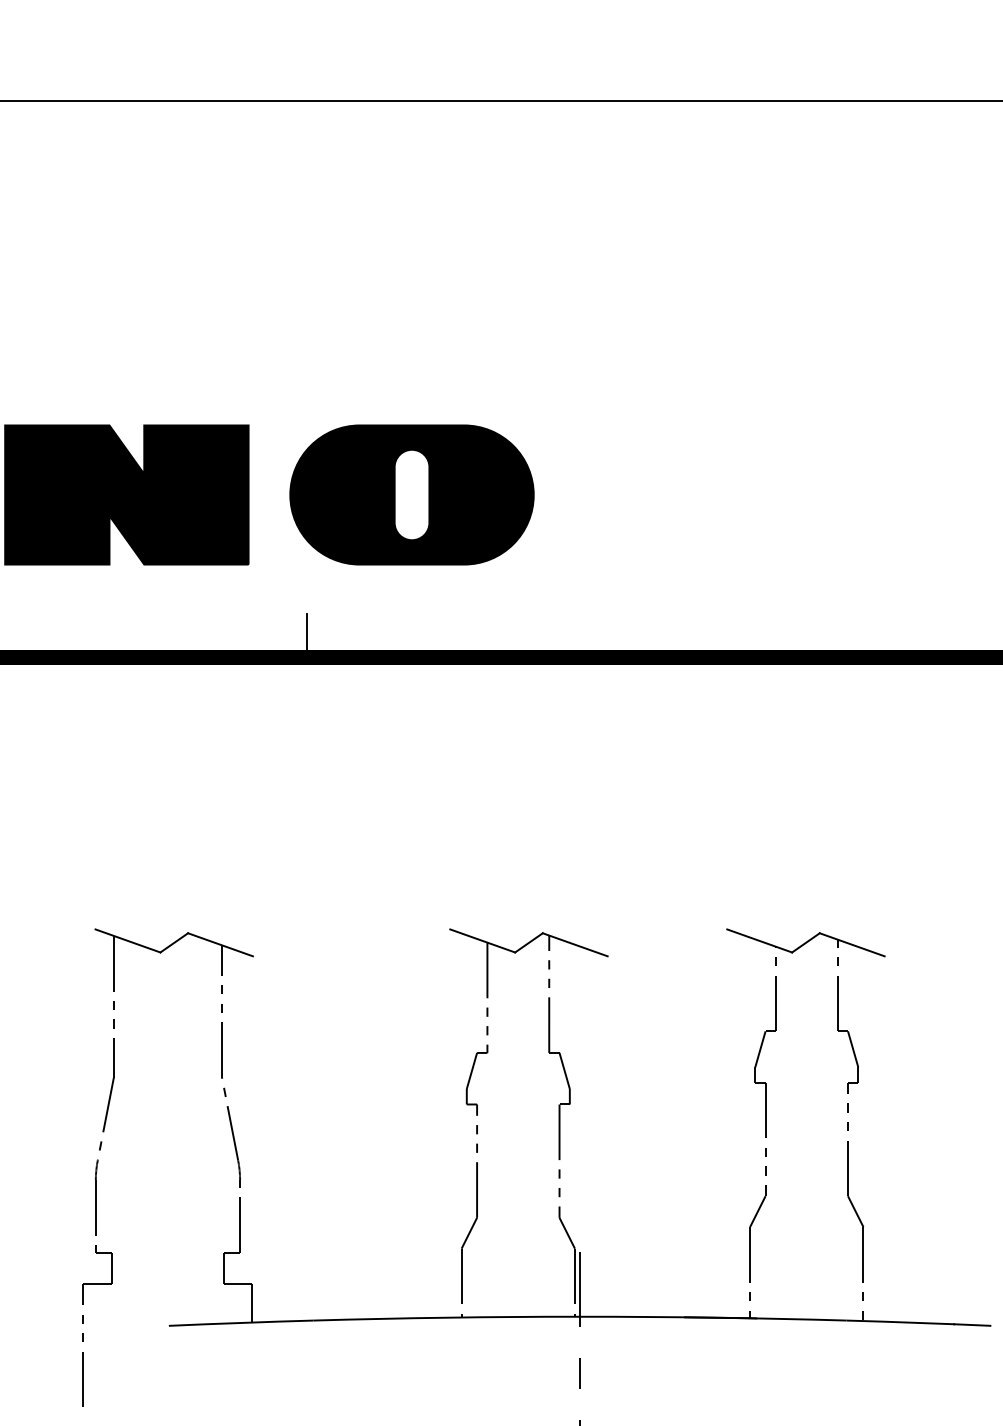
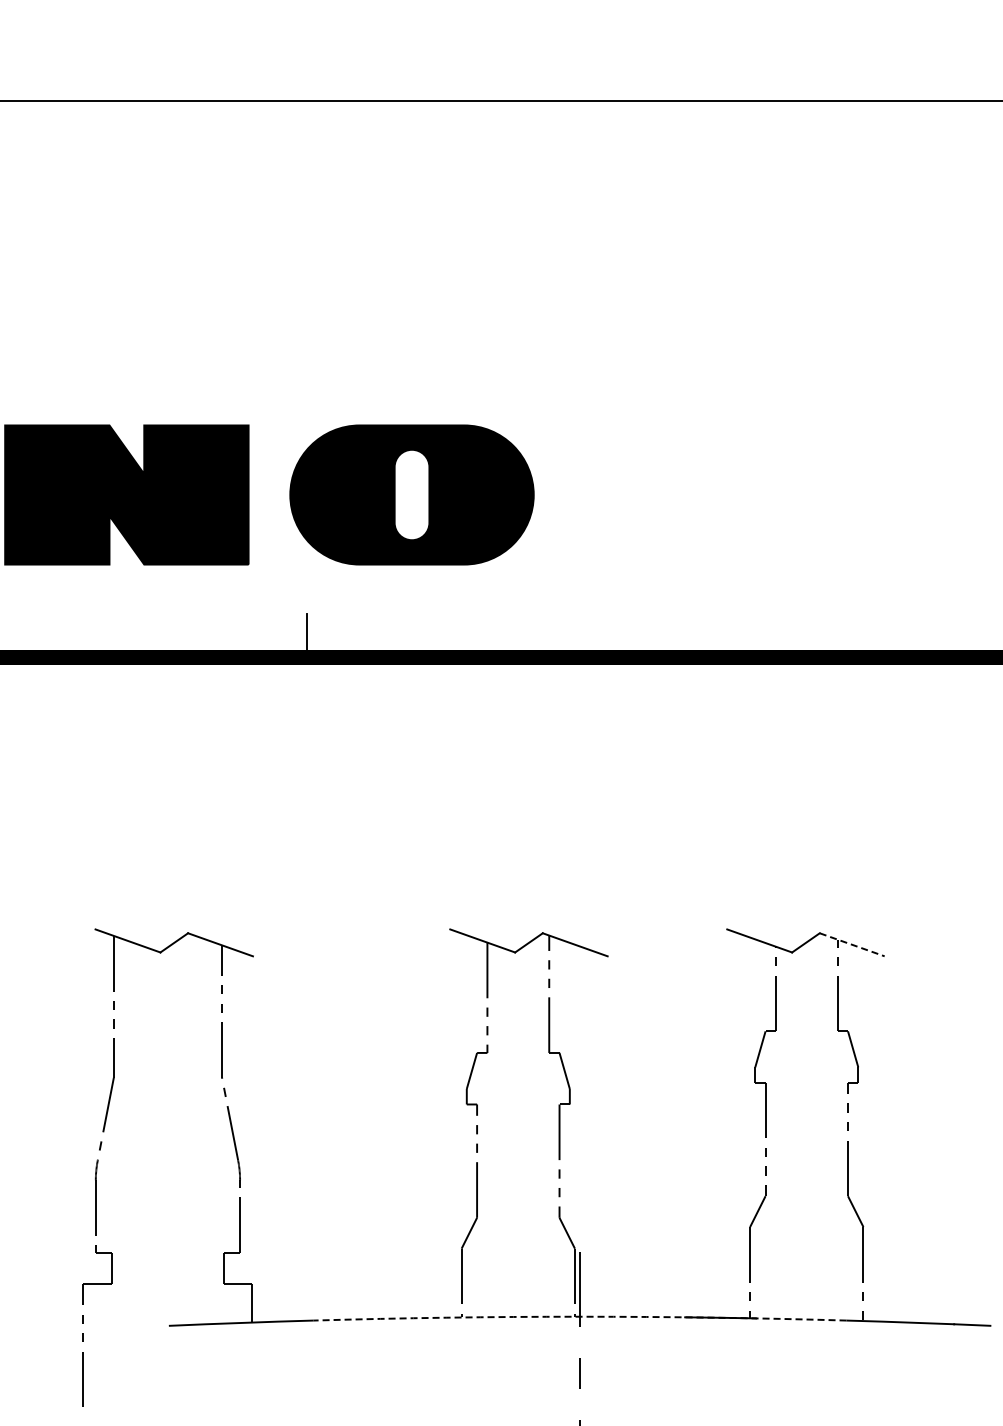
line: solid -> dashed (852, 944)
arc: solid -> dashed (580, 1316)
